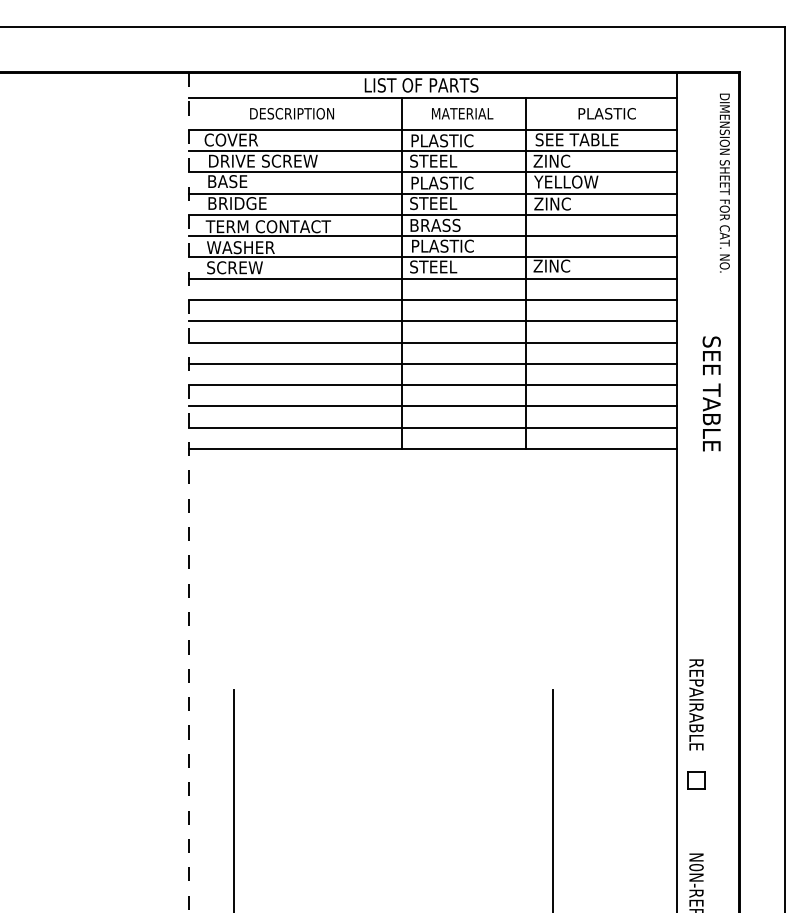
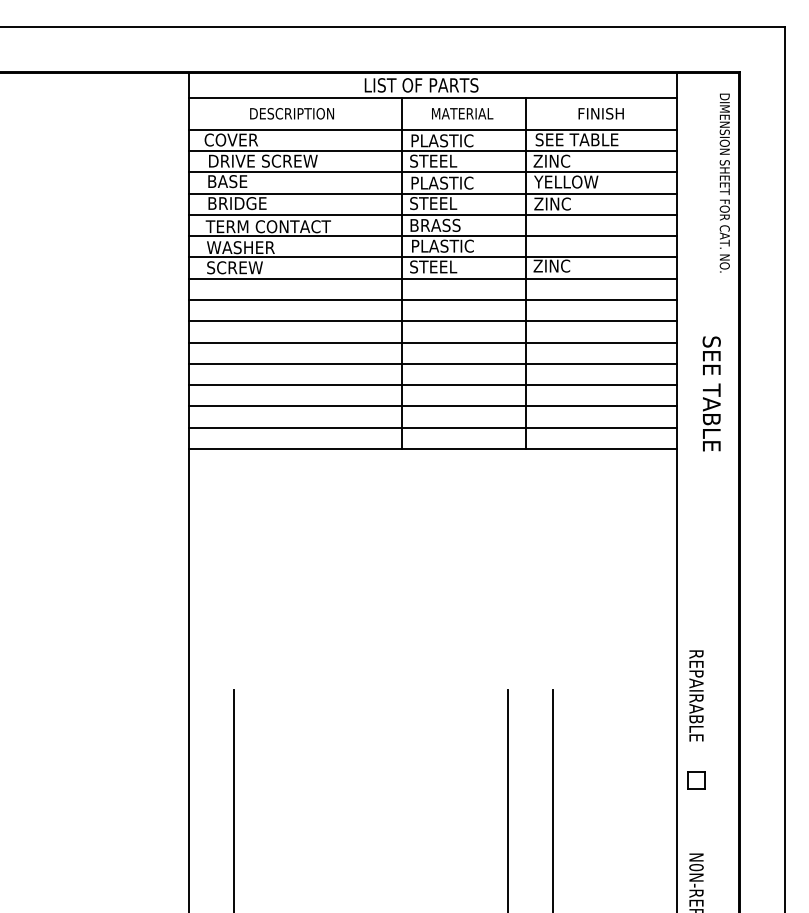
text: PLASTIC -> FINISH (607, 113)
line: dashed -> solid (189, 492)
text position: (696, 704) -> (696, 695) (696, 695)
line: none -> present (508, 799)
